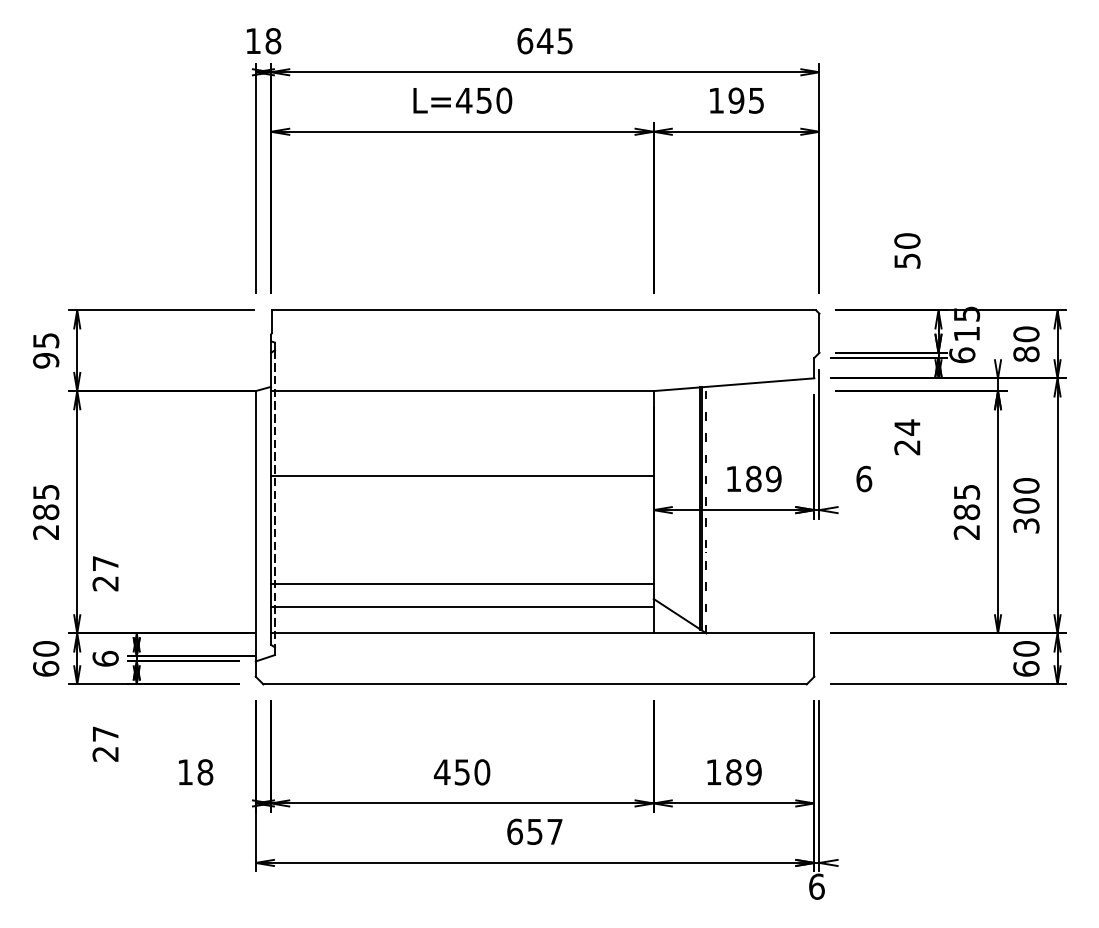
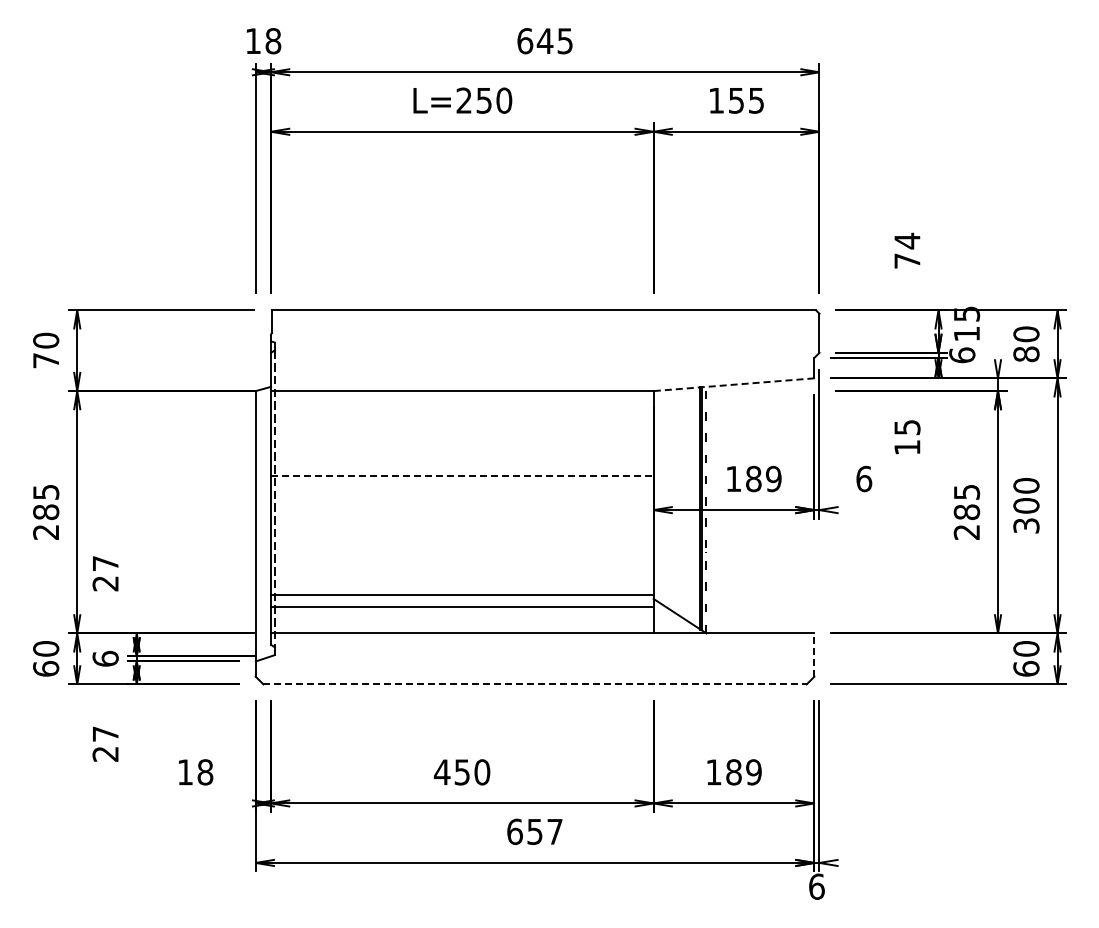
text: L=450 -> L=250 (463, 100)
text: 195 -> 155 (736, 100)
text: 50 -> 74 (907, 250)
text: 95 -> 70 (46, 350)
line: solid -> dashed (734, 384)
text: 24 -> 15 (907, 437)
line: solid -> dashed (462, 476)
line position: (462, 583) -> (462, 594) (462, 594)
line: solid -> dashed (814, 655)
line: solid -> dashed (535, 684)
